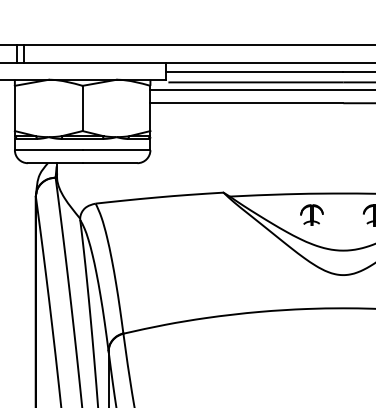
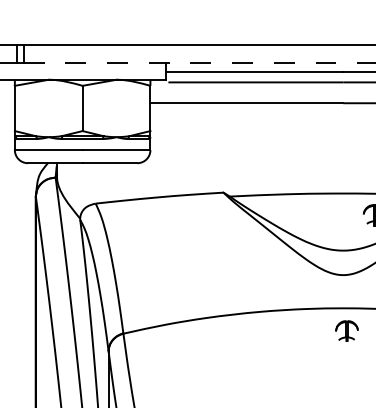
line: solid -> dashed (199, 63)
line: present -> none (261, 90)
part position: (311, 214) -> (346, 330) (346, 330)
